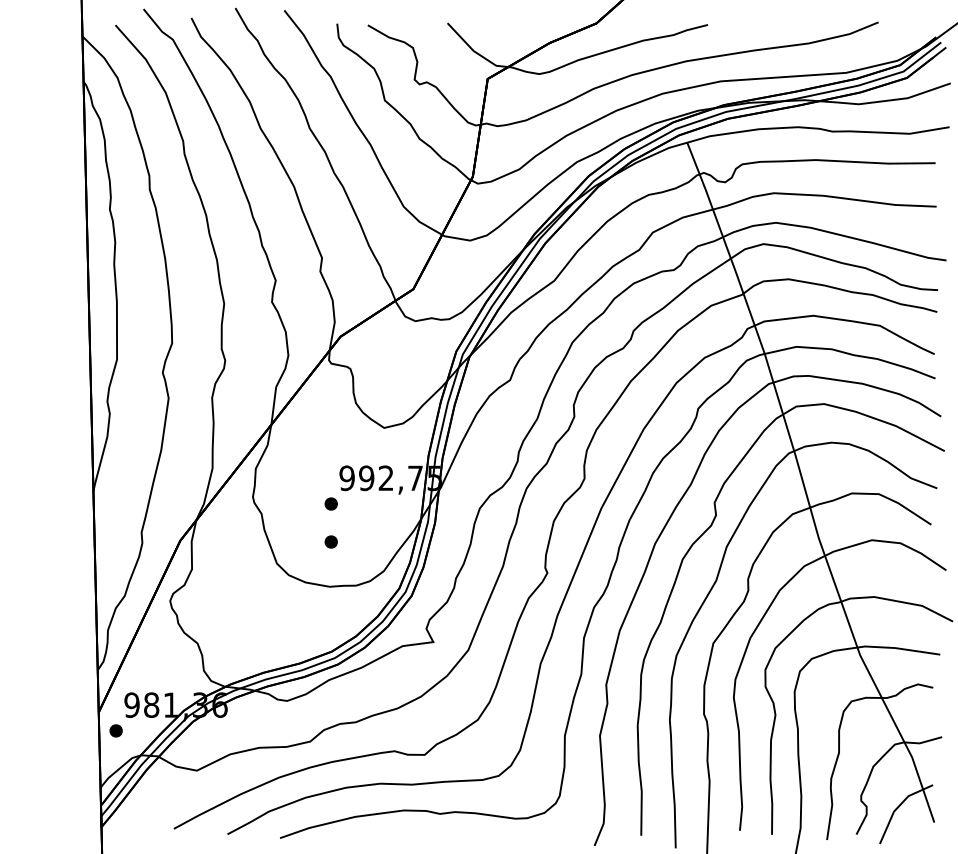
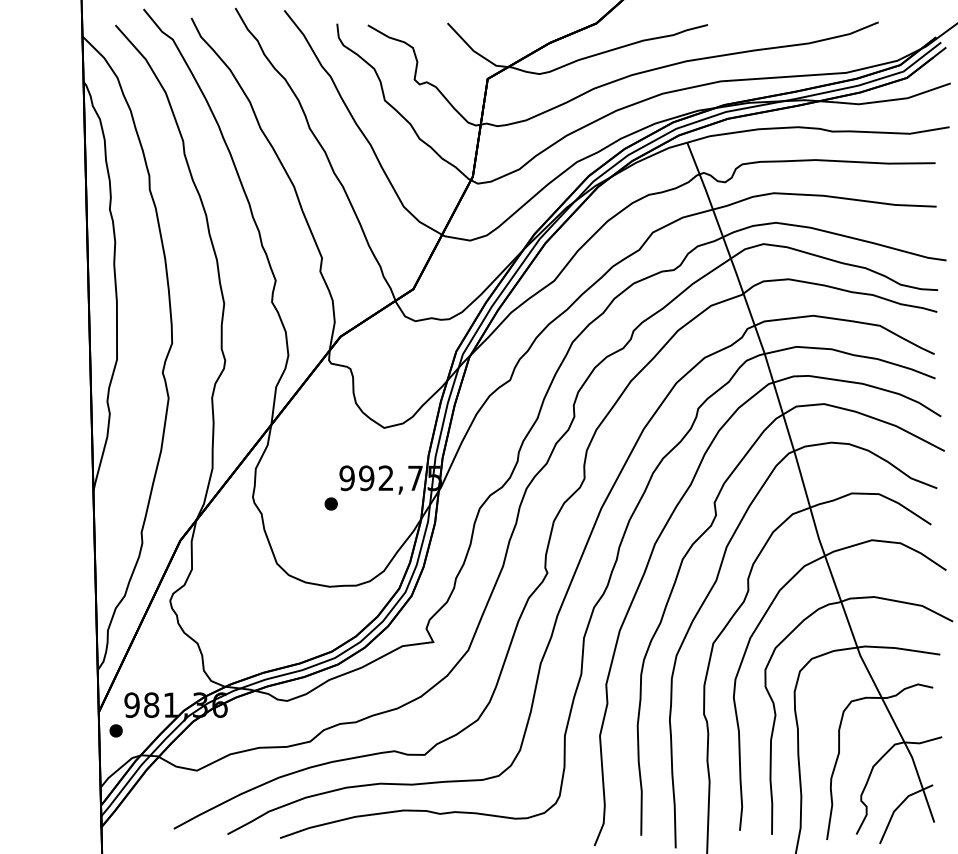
part: present -> none (330, 541)
